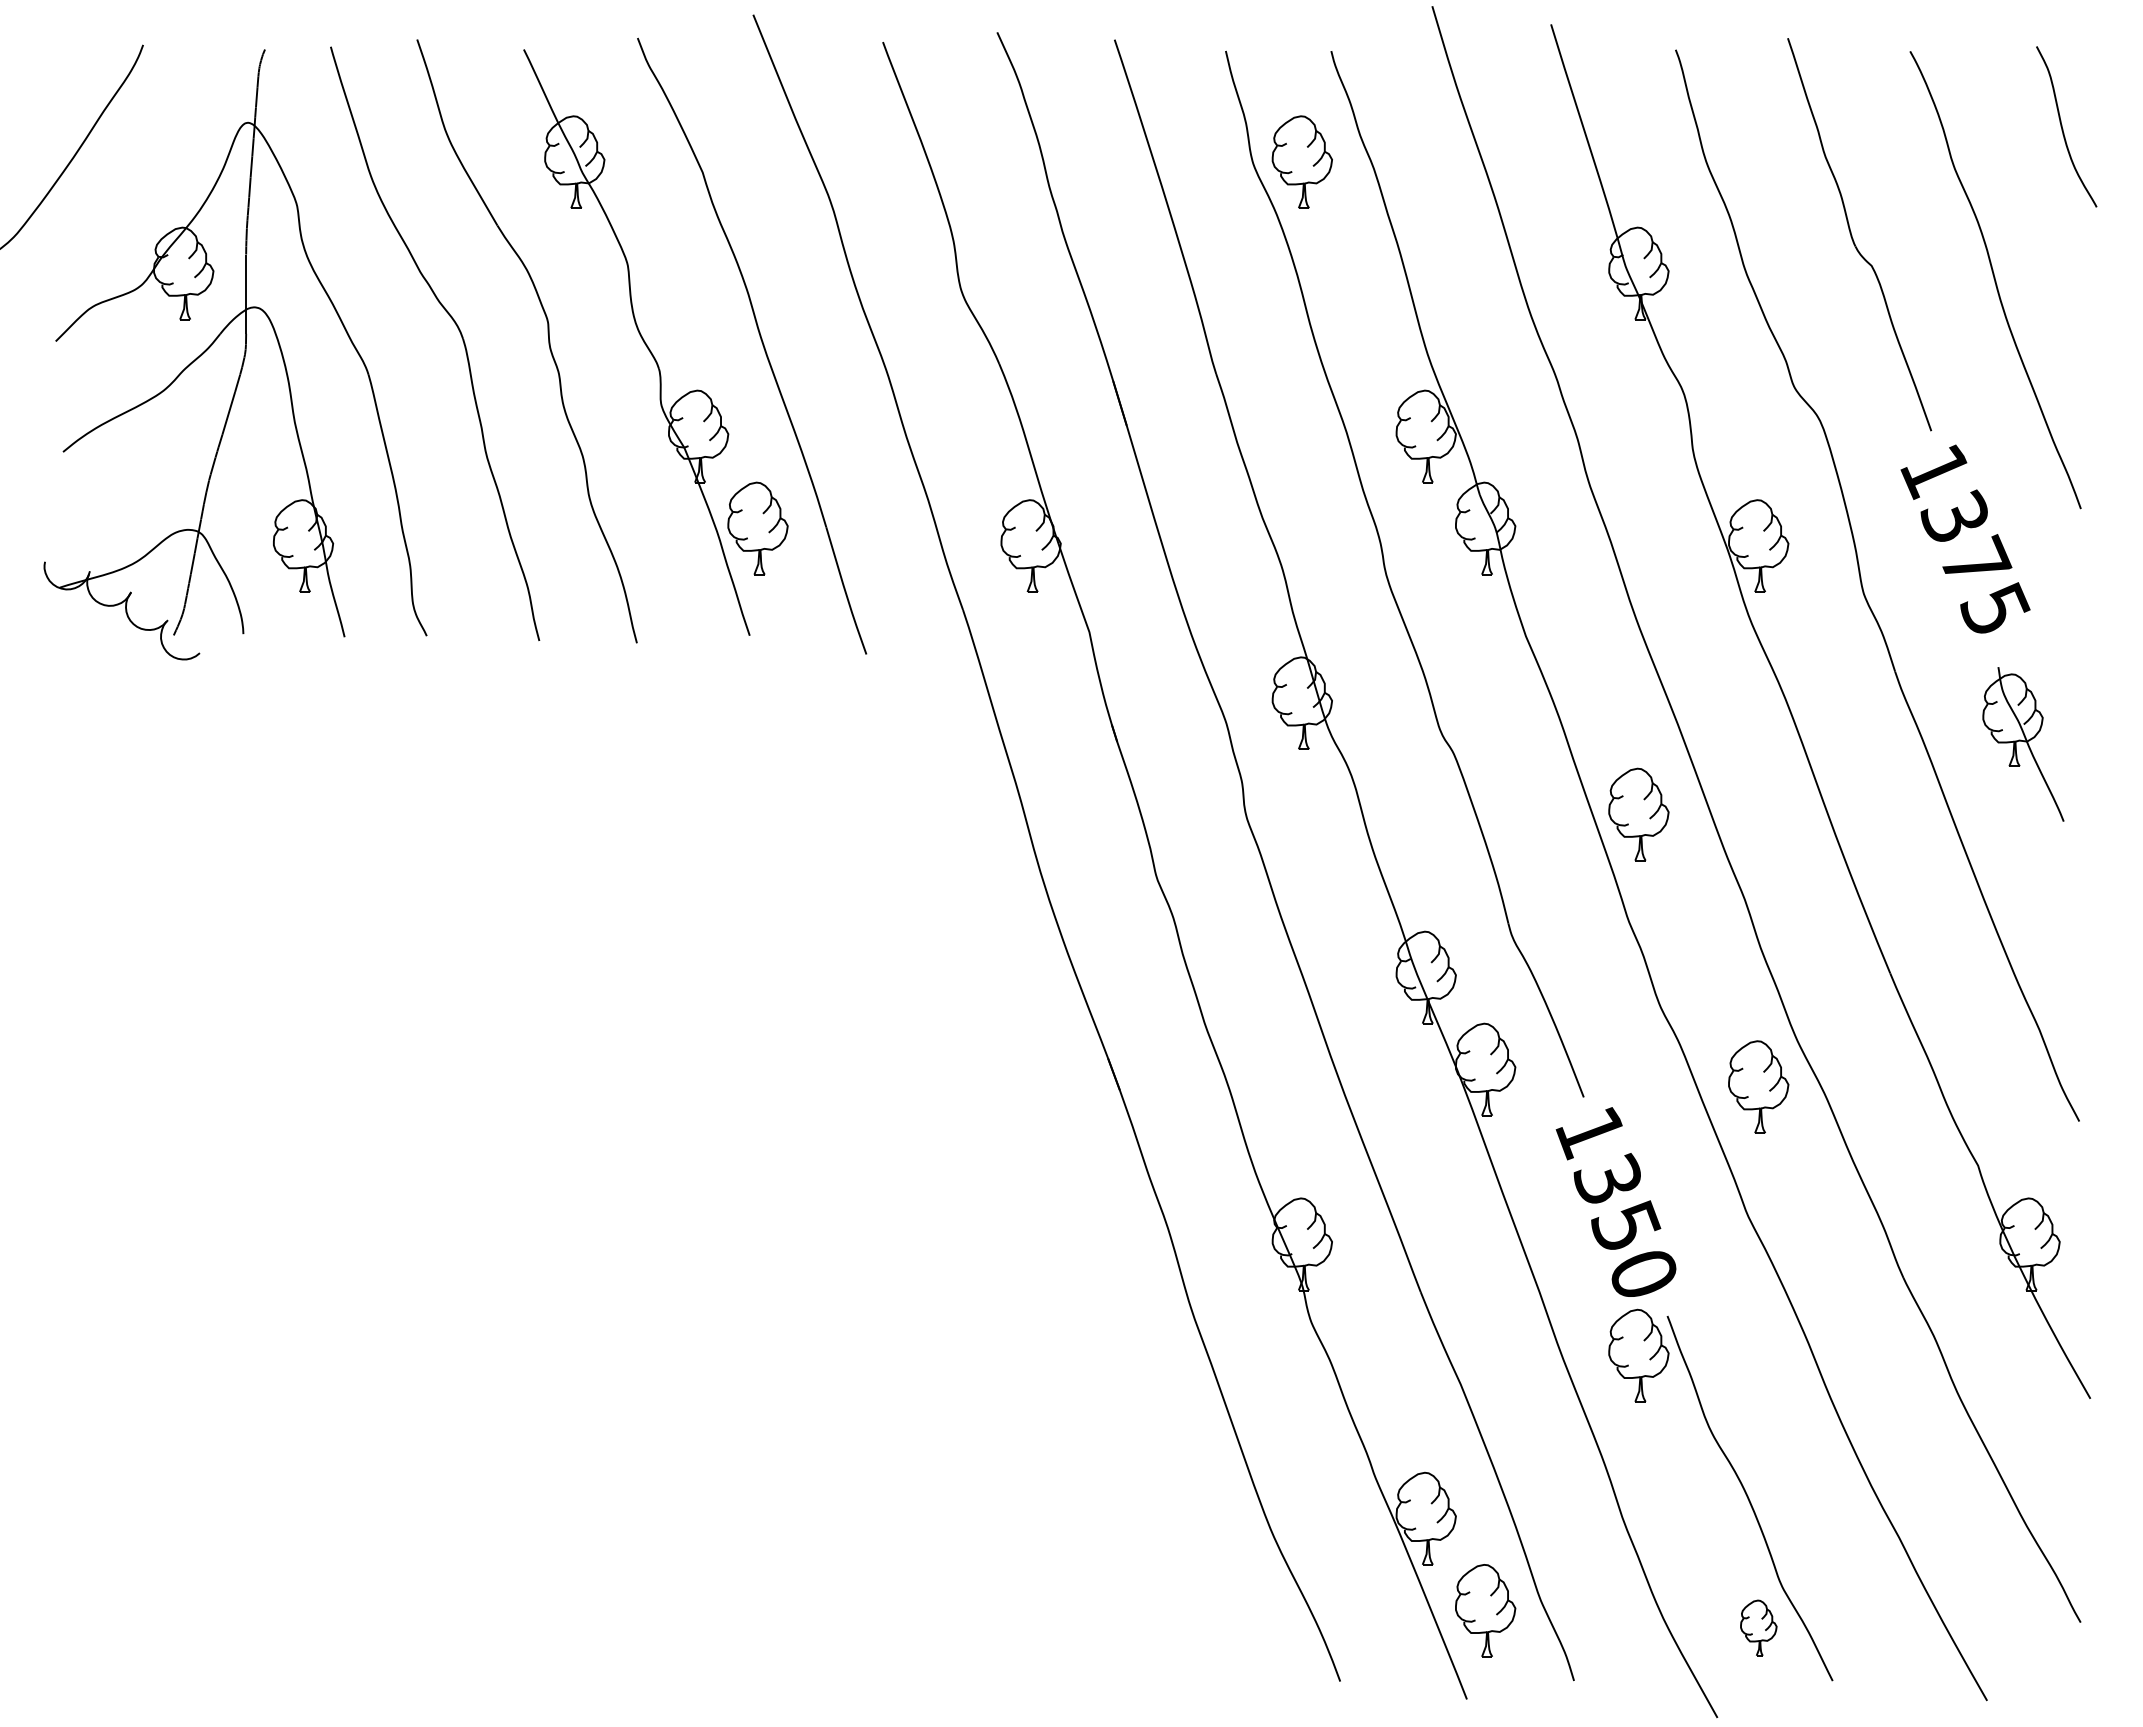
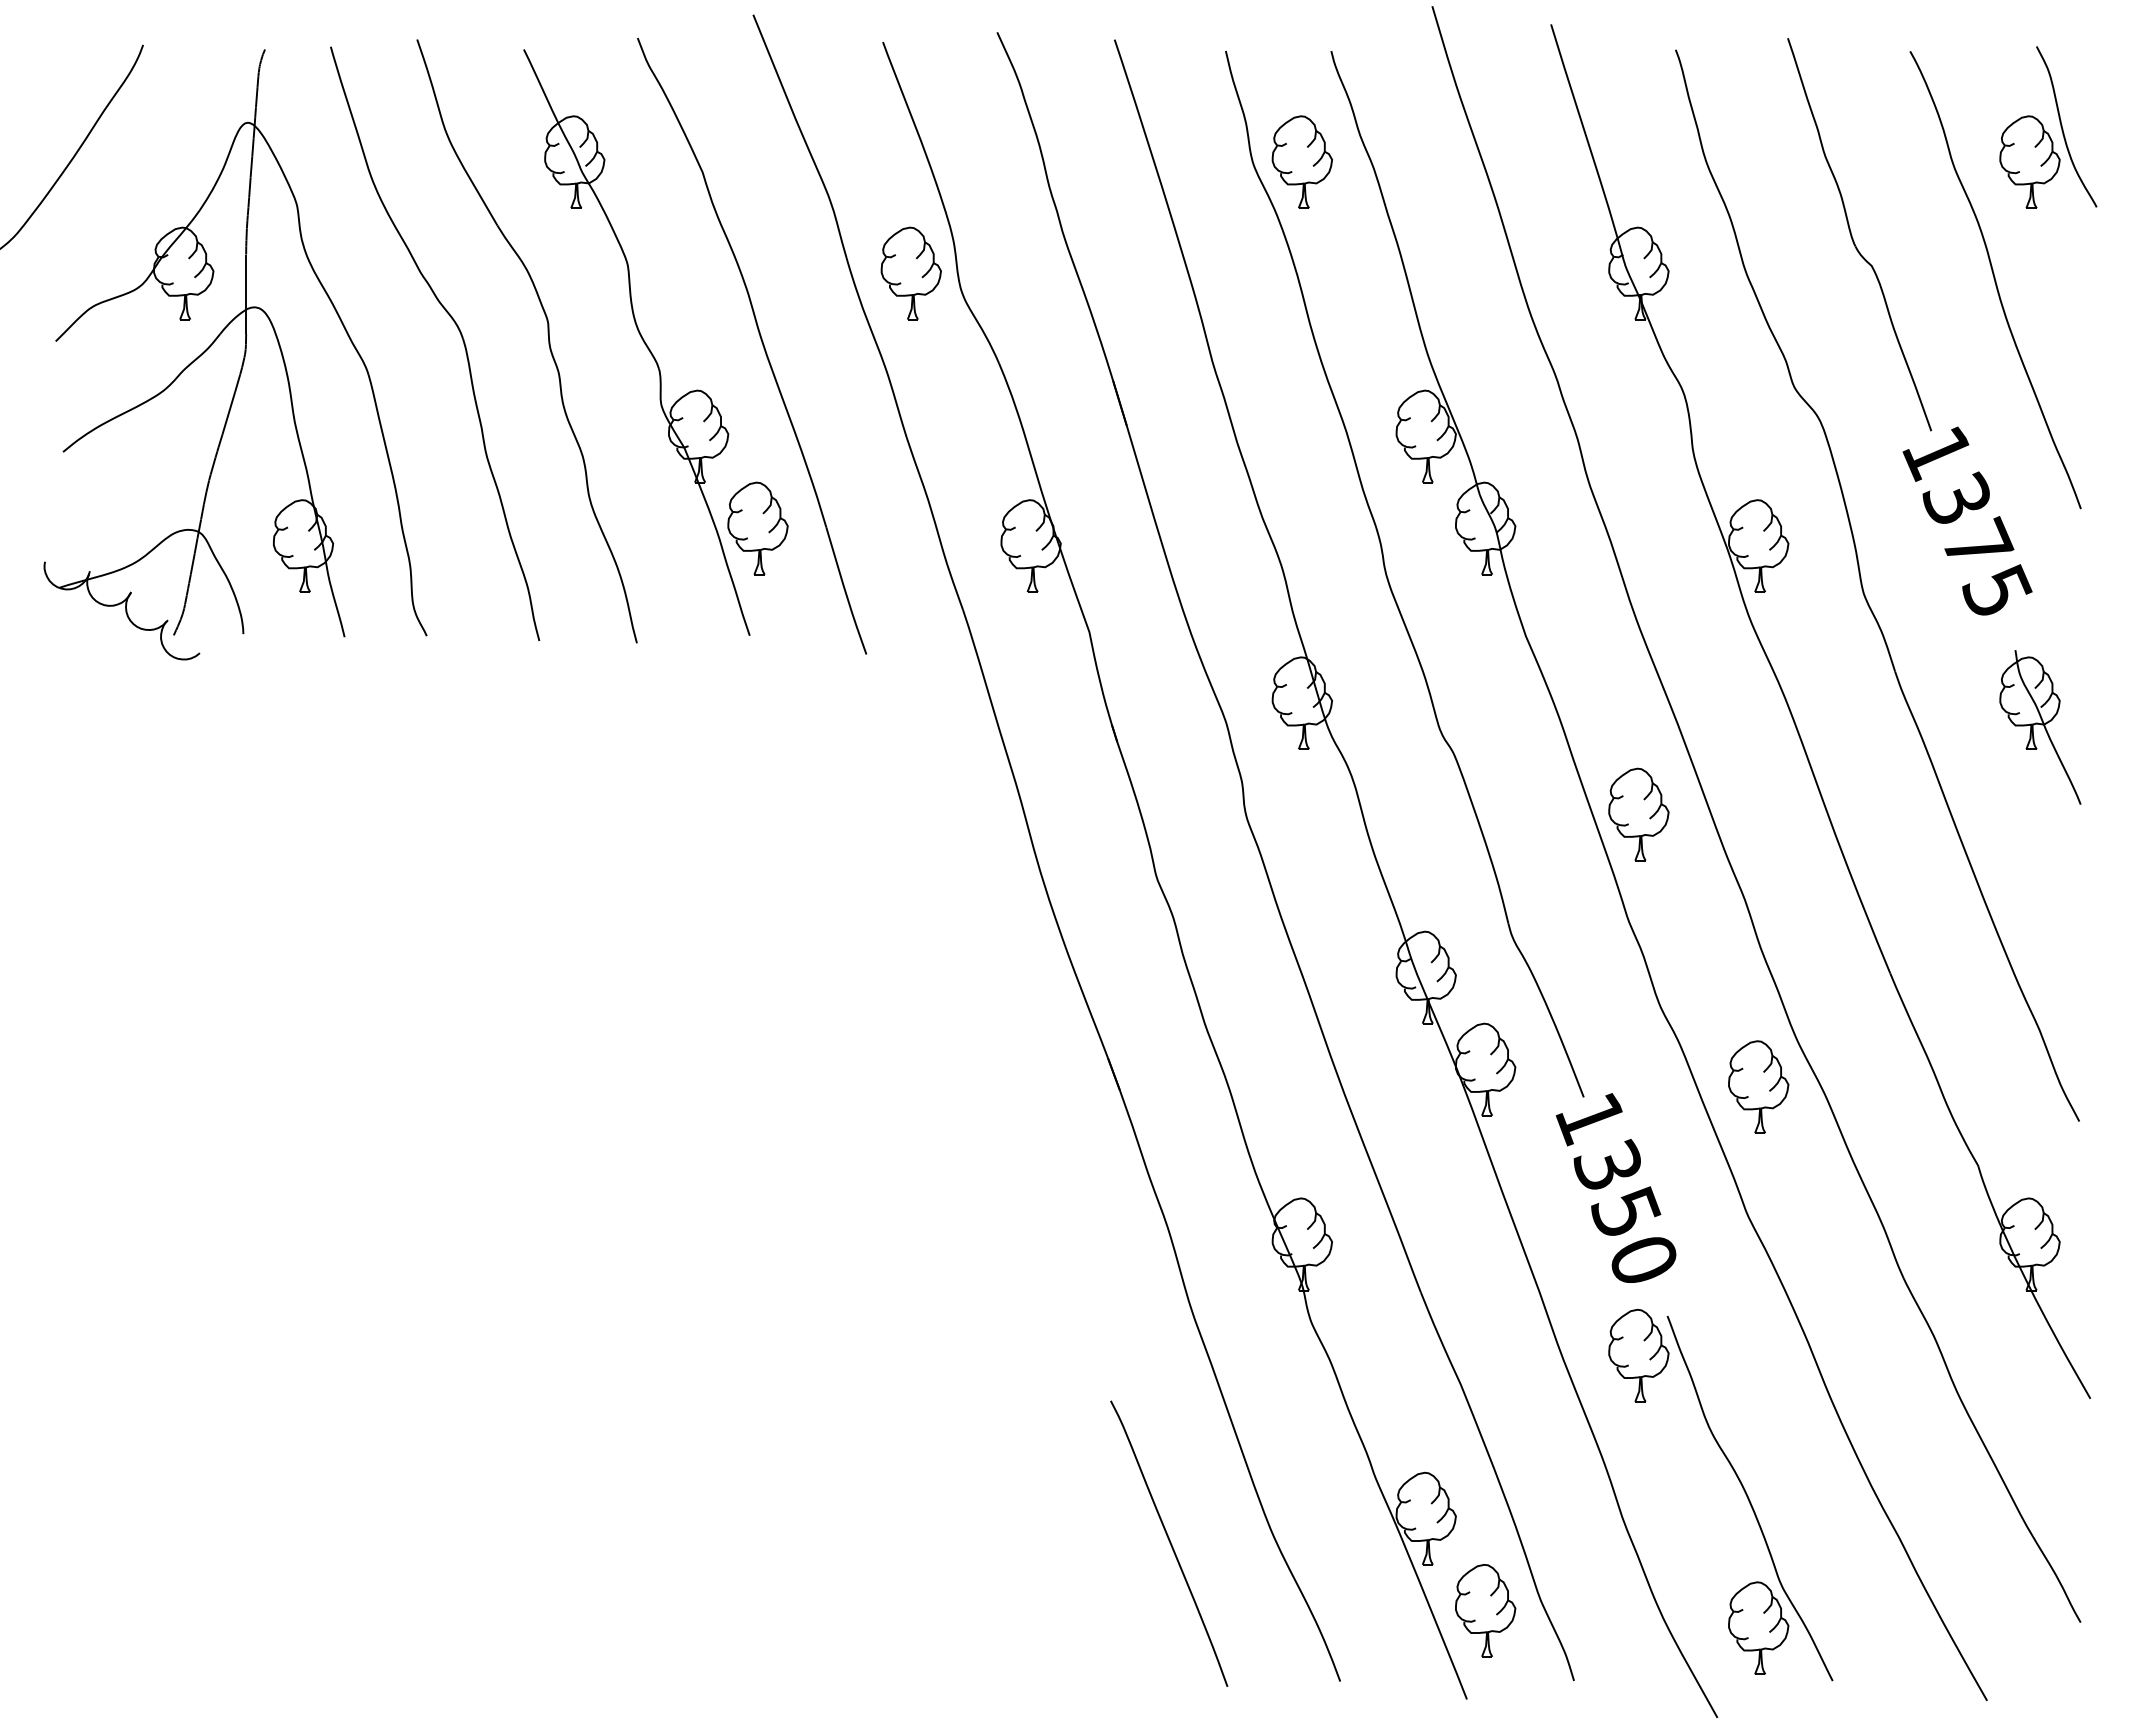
part: none -> present (2029, 161)
part: none -> present (910, 273)
text position: (1965, 538) -> (1967, 520) (1967, 520)
part position: (2023, 744) -> (2040, 727) (2040, 727)
text position: (1615, 1201) -> (1615, 1187) (1615, 1187)
curve: none -> present (1169, 1543)
part size: 38x58 px -> 62x94 px (1758, 1627)
